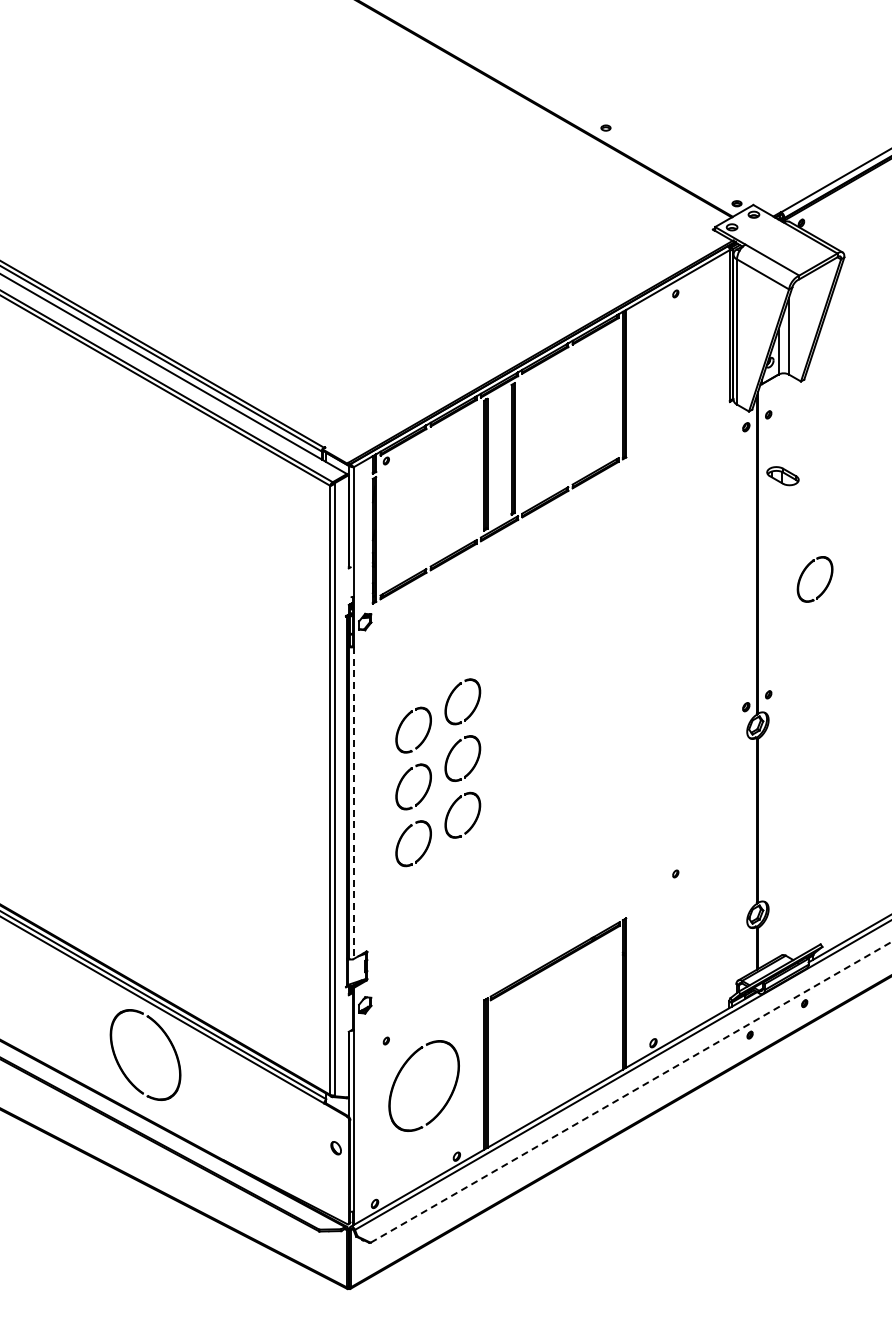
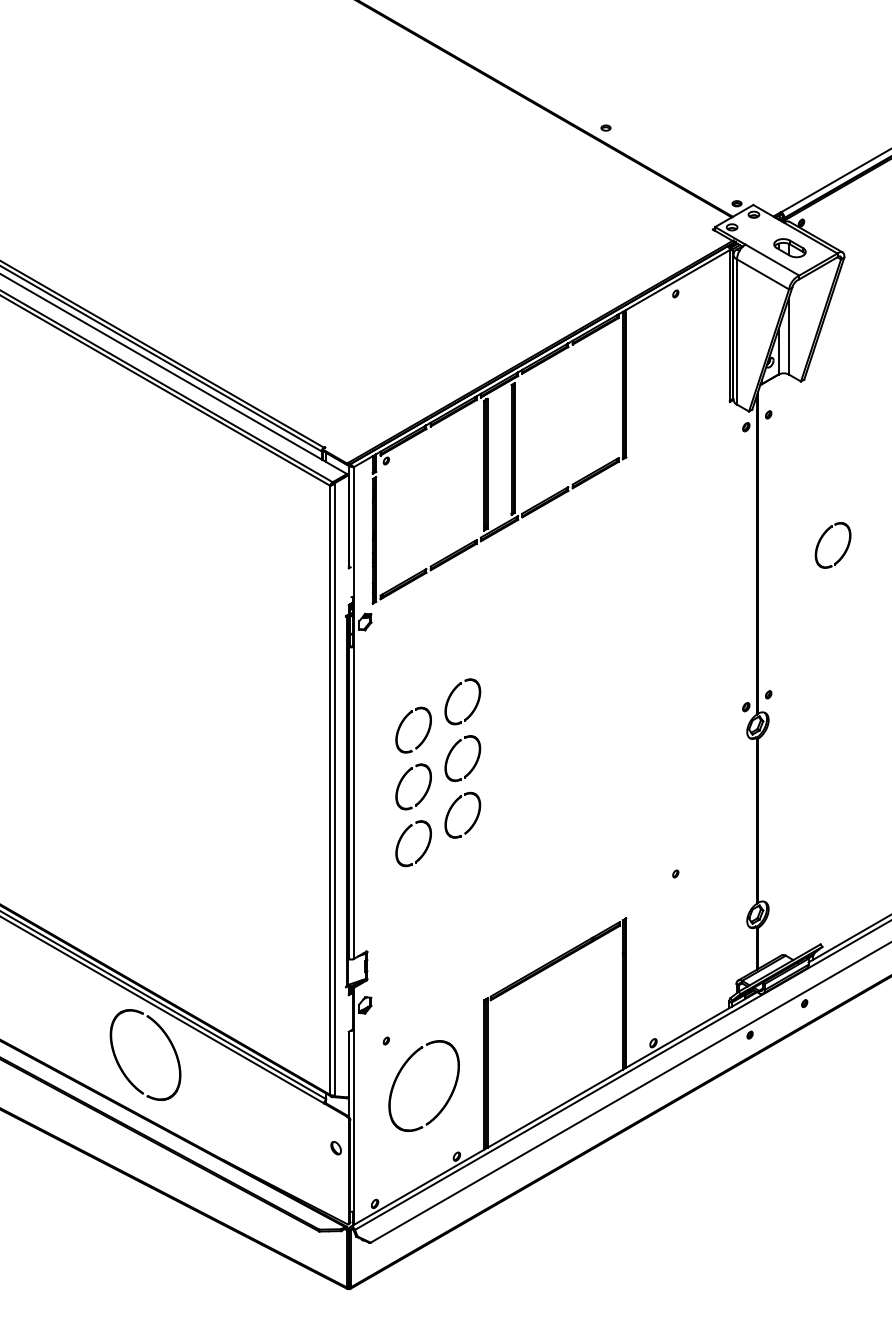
part position: (782, 476) -> (789, 248) (789, 248)
part position: (803, 574) -> (821, 540) (821, 540)
line: dashed -> solid (353, 803)
line: dashed -> solid (631, 1092)
